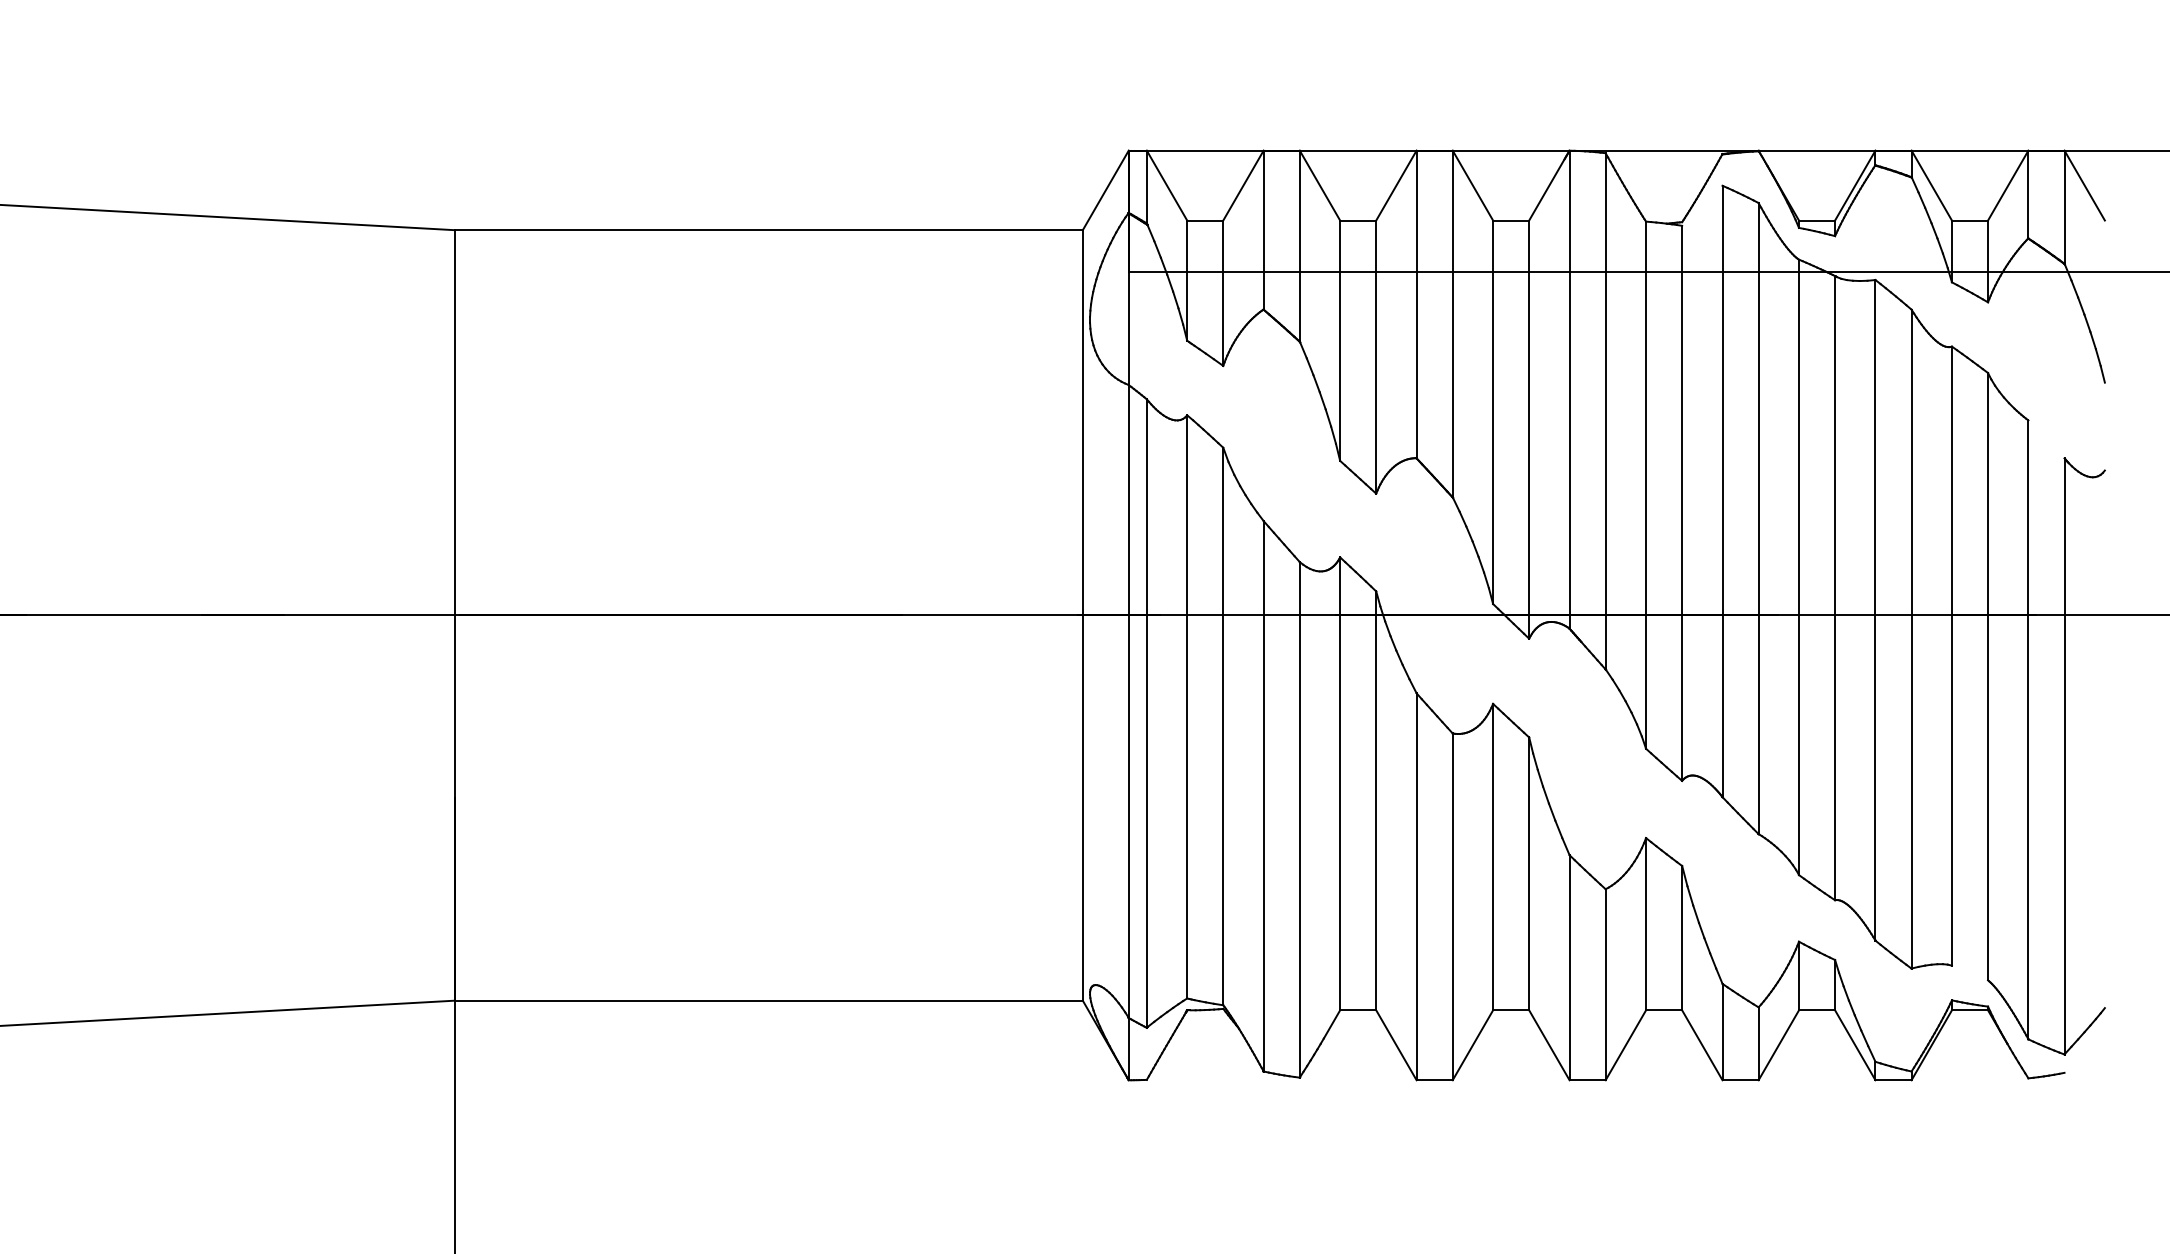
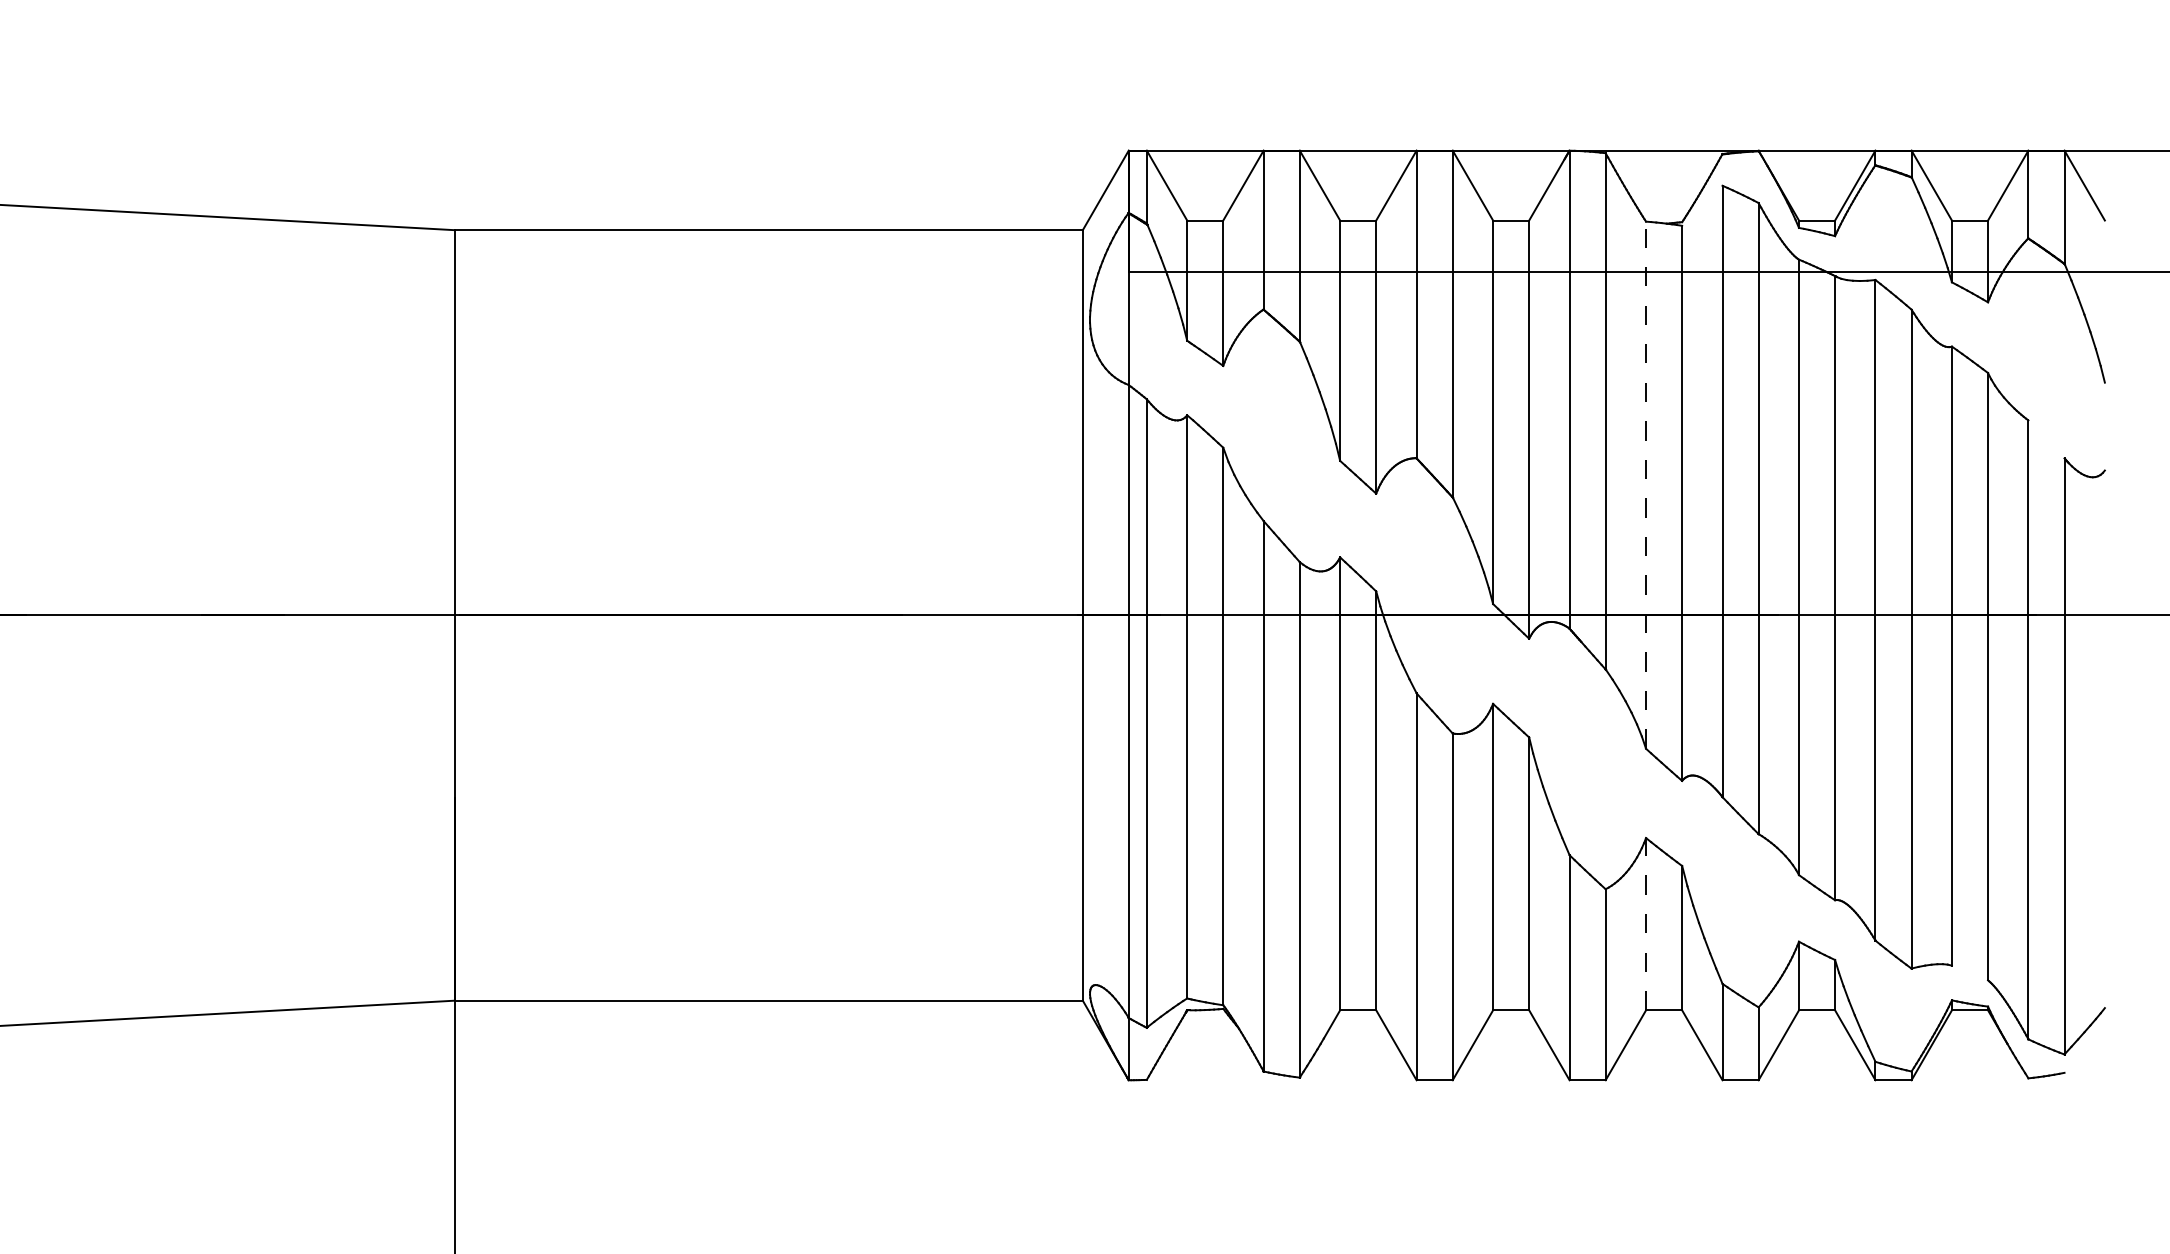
line: solid -> dashed (1646, 485)
line: solid -> dashed (1646, 923)
